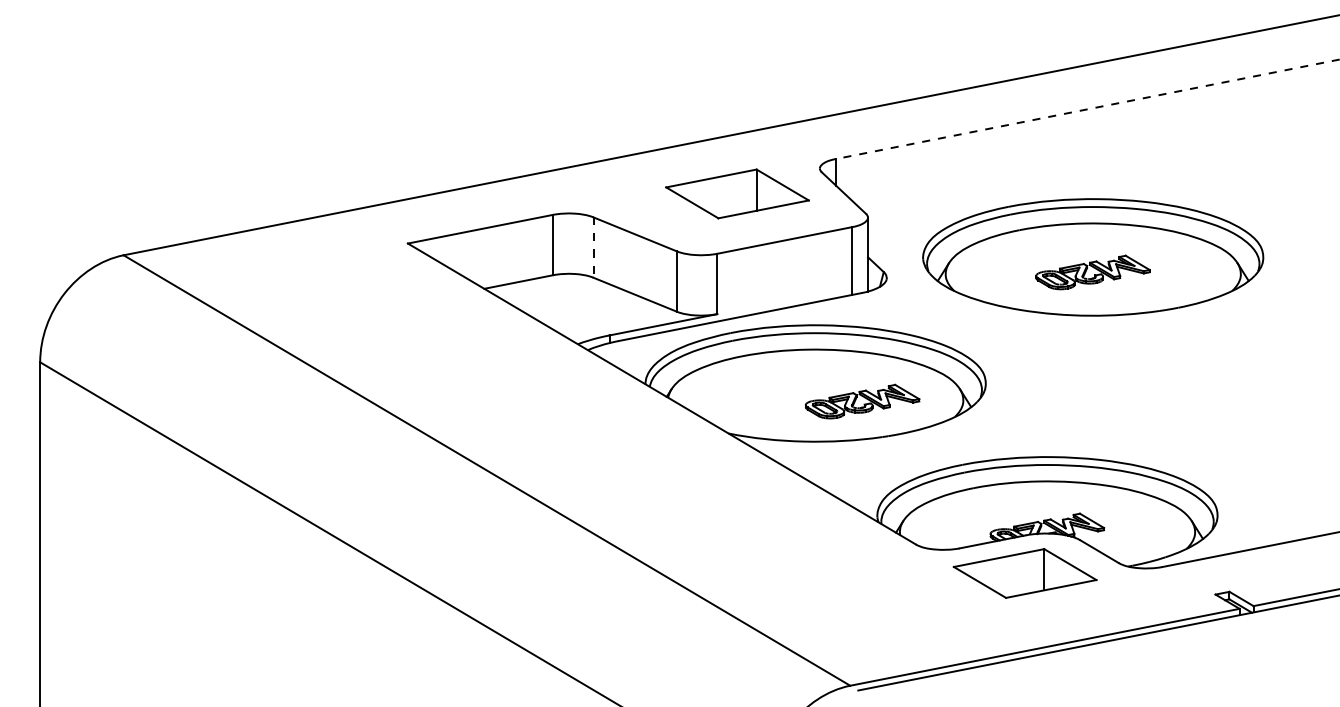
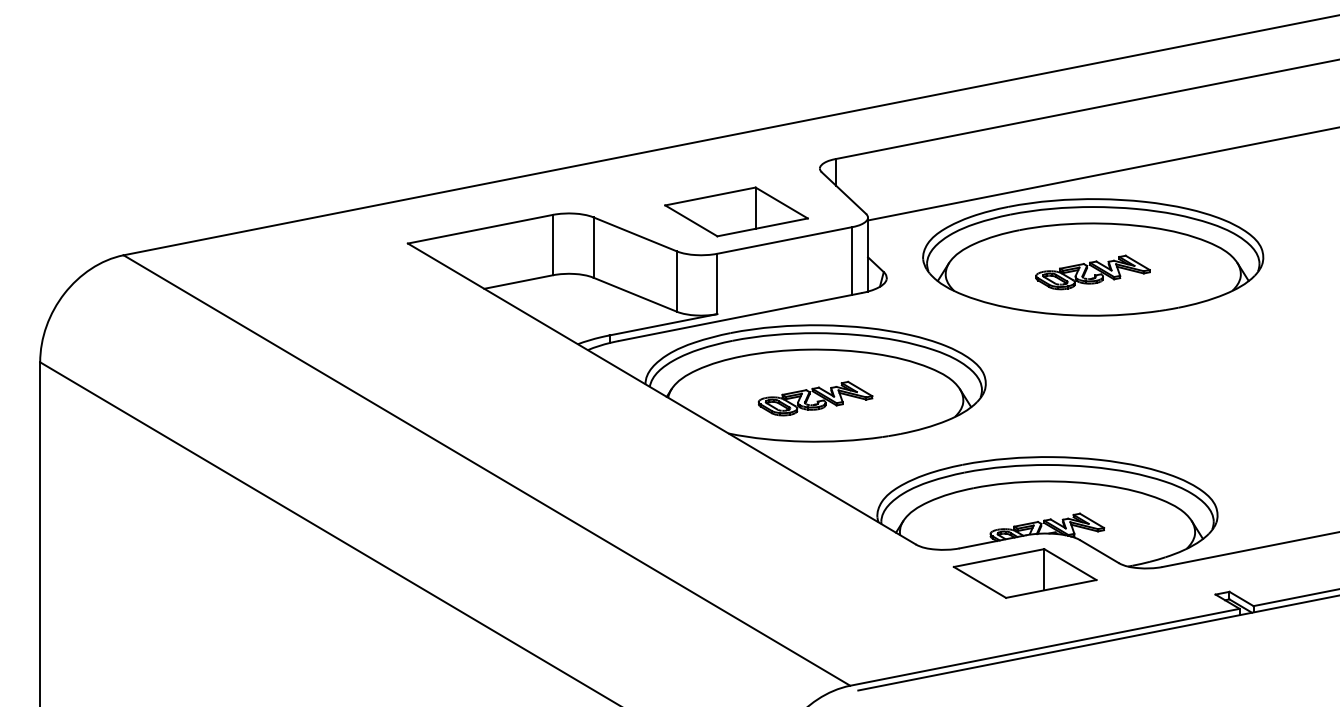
line: dashed -> solid (1087, 109)
line: none -> present (1102, 173)
part position: (737, 193) -> (736, 211) (736, 211)
line: dashed -> solid (593, 248)
part position: (862, 401) -> (815, 398) (815, 398)
